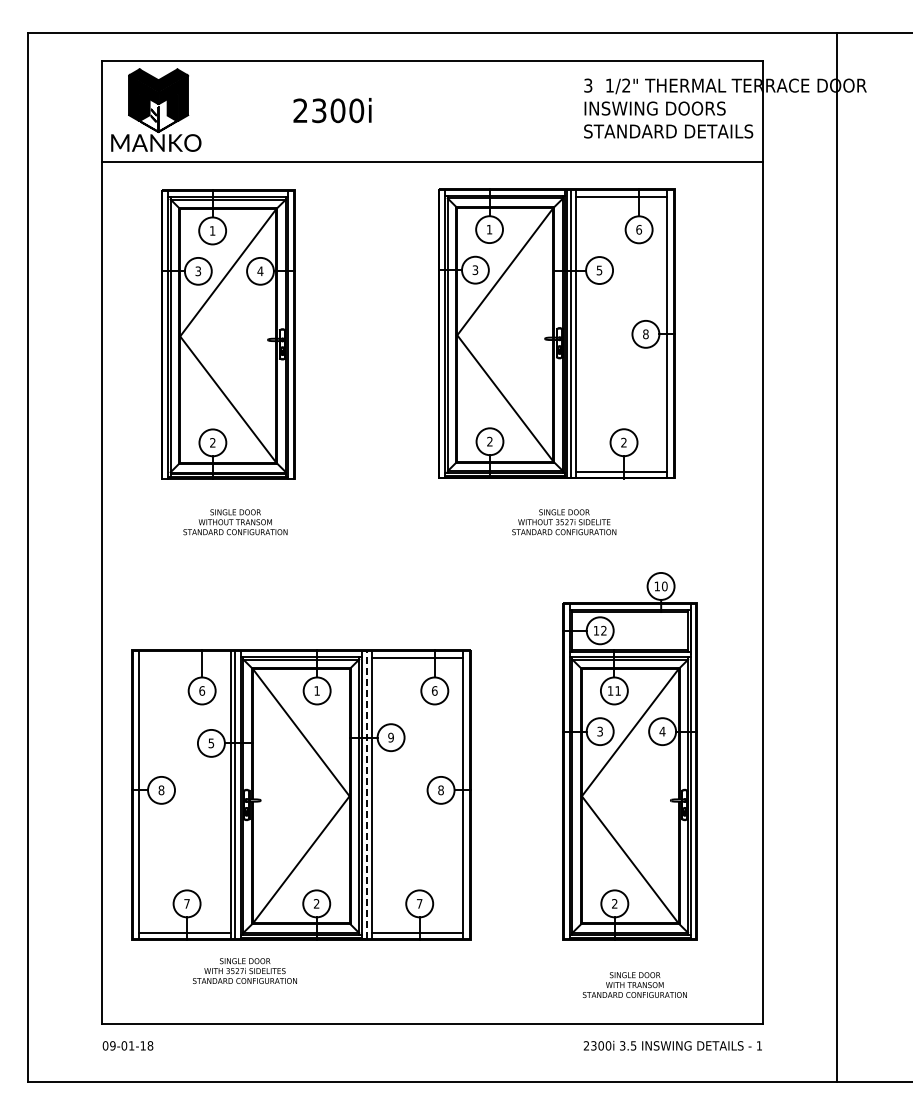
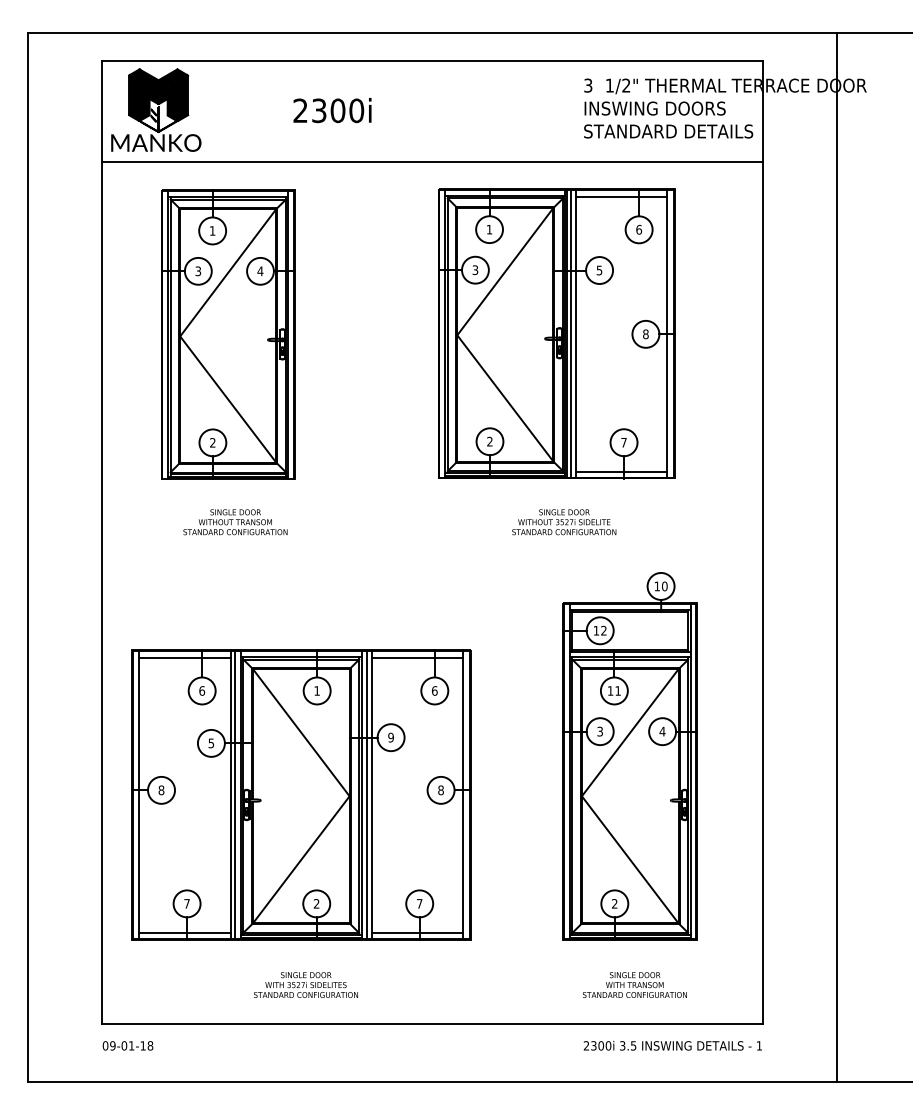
text: 2 -> 7 (623, 442)
line: none -> present (184, 657)
line: dashed -> solid (367, 794)
text position: (244, 970) -> (305, 984) (305, 984)
